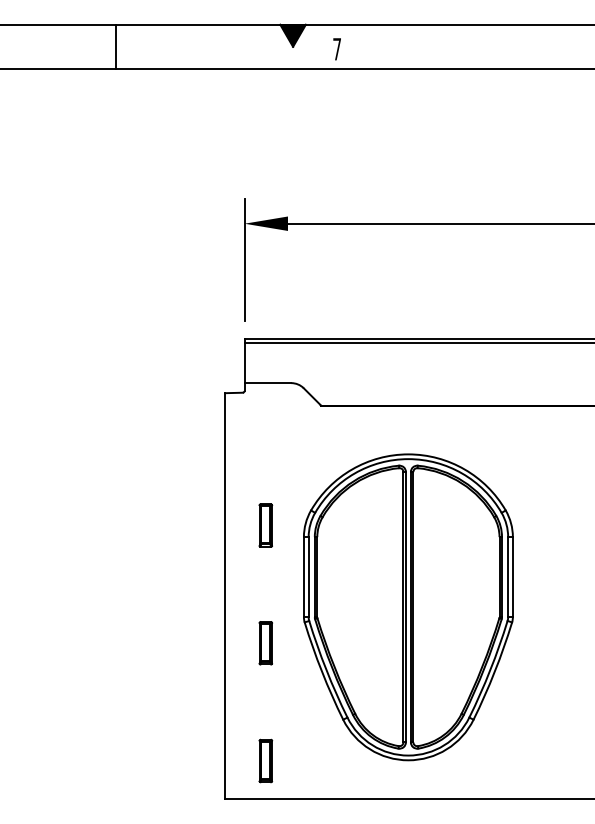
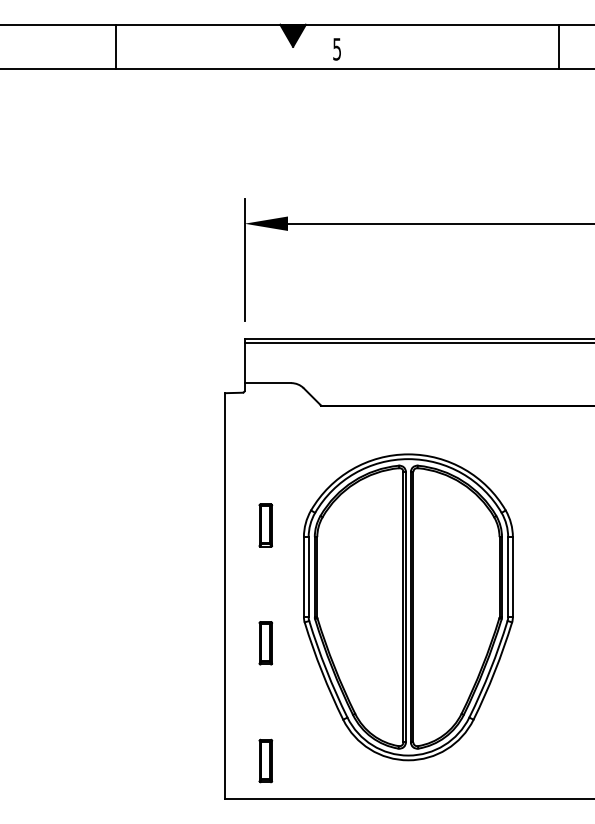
line: none -> present (558, 46)
text: 7 -> 5 (336, 49)
